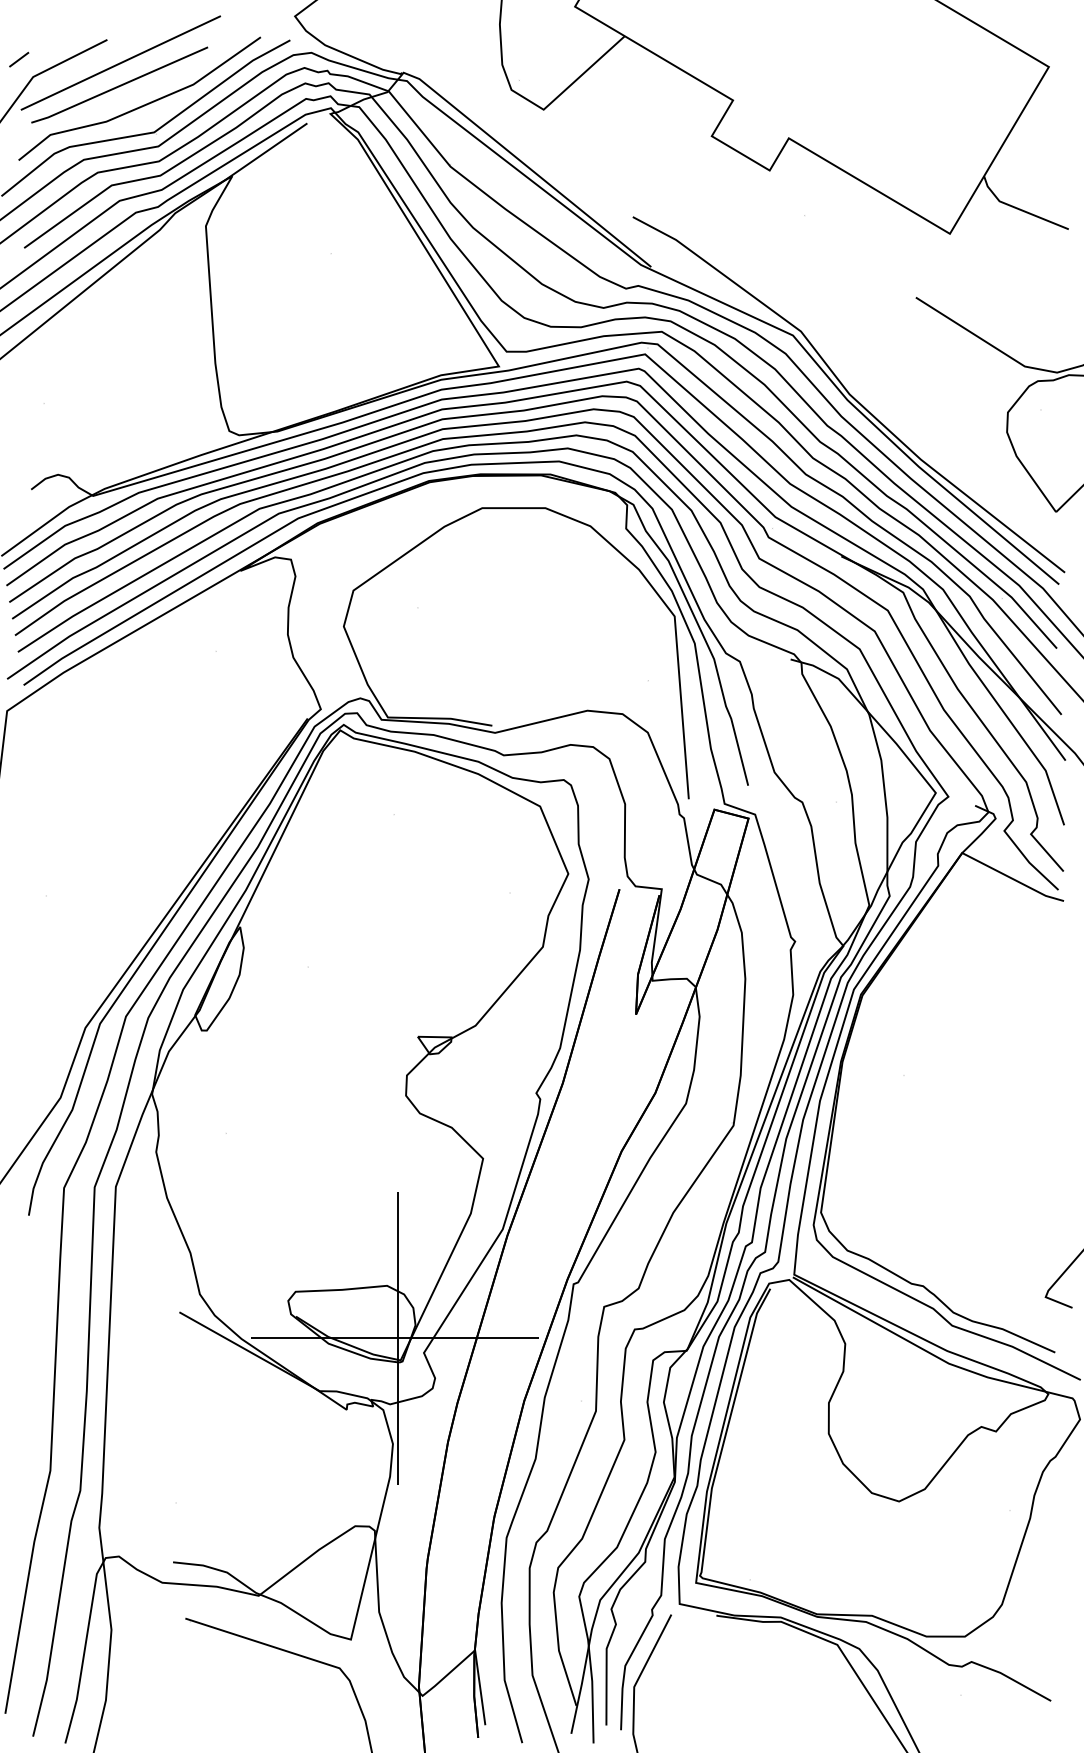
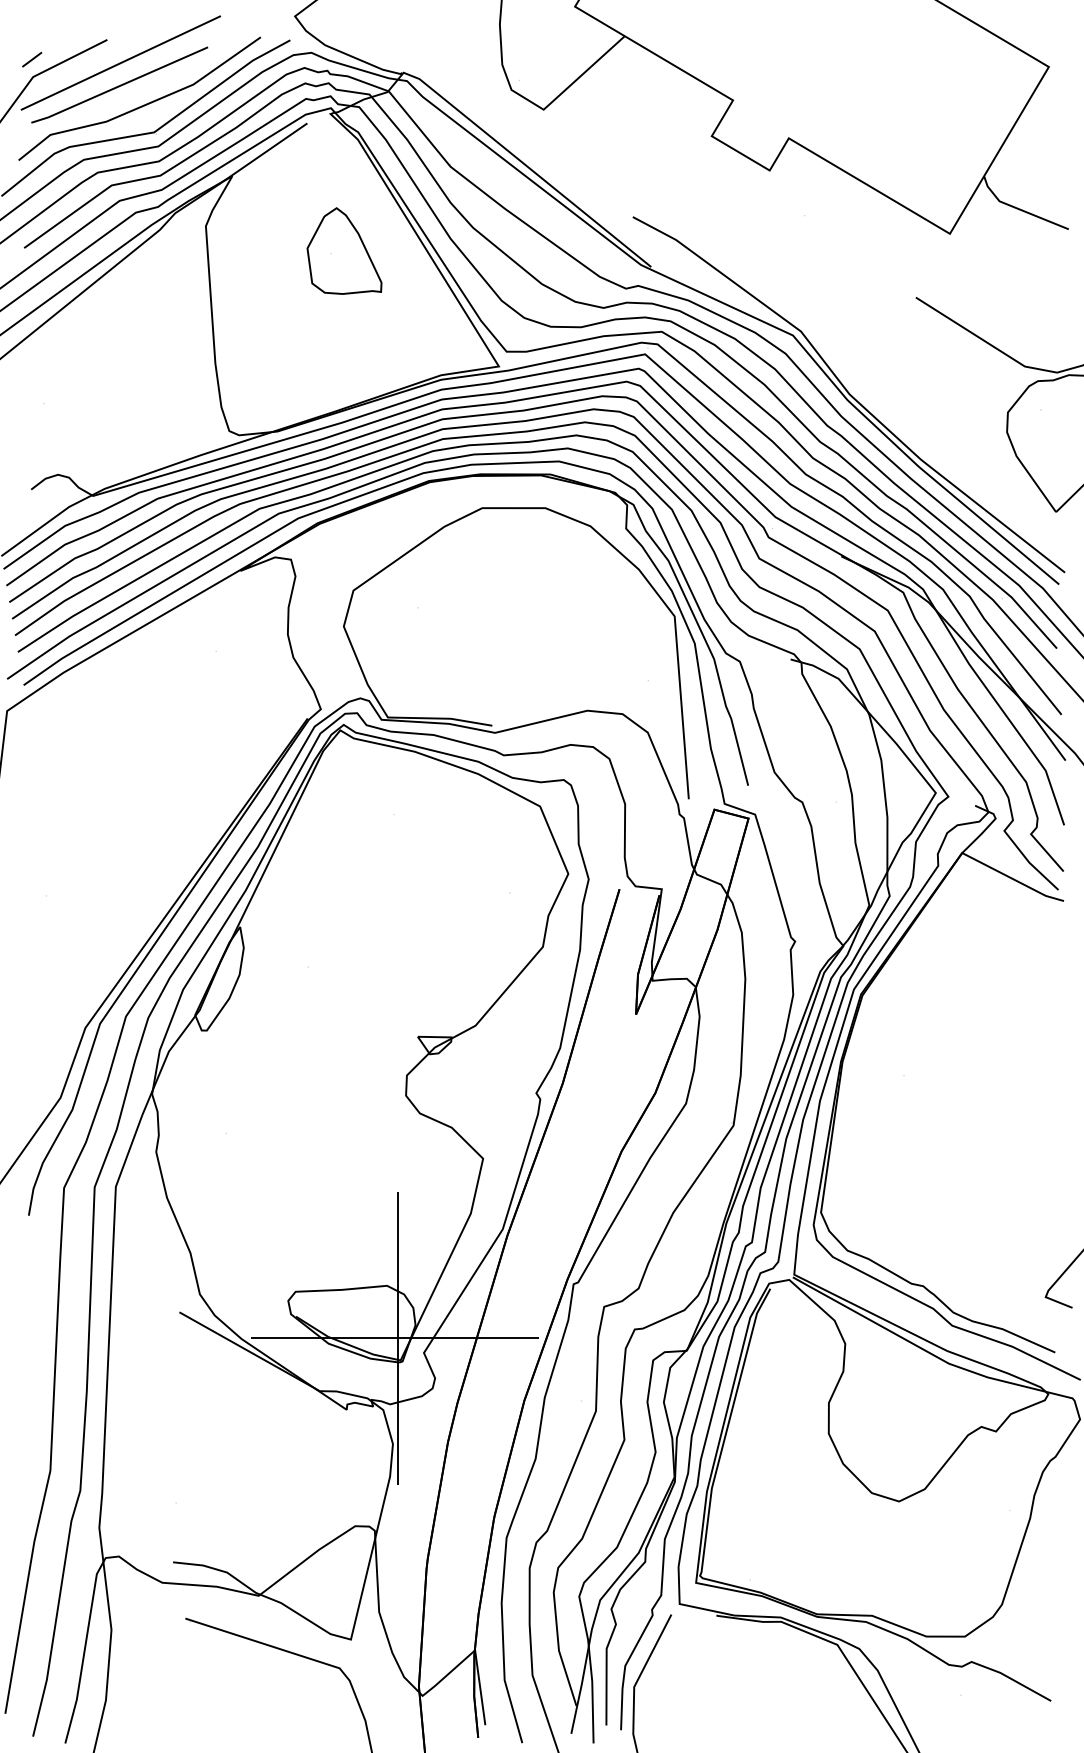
line position: (19, 59) -> (32, 59) (32, 59)
part: none -> present (344, 250)
